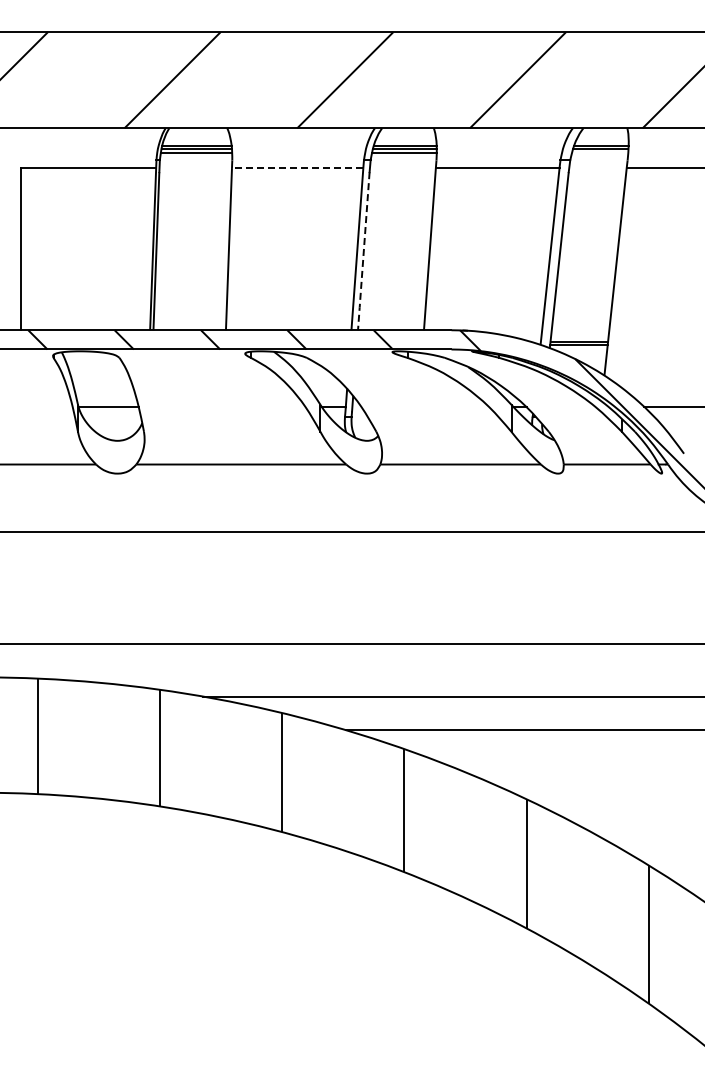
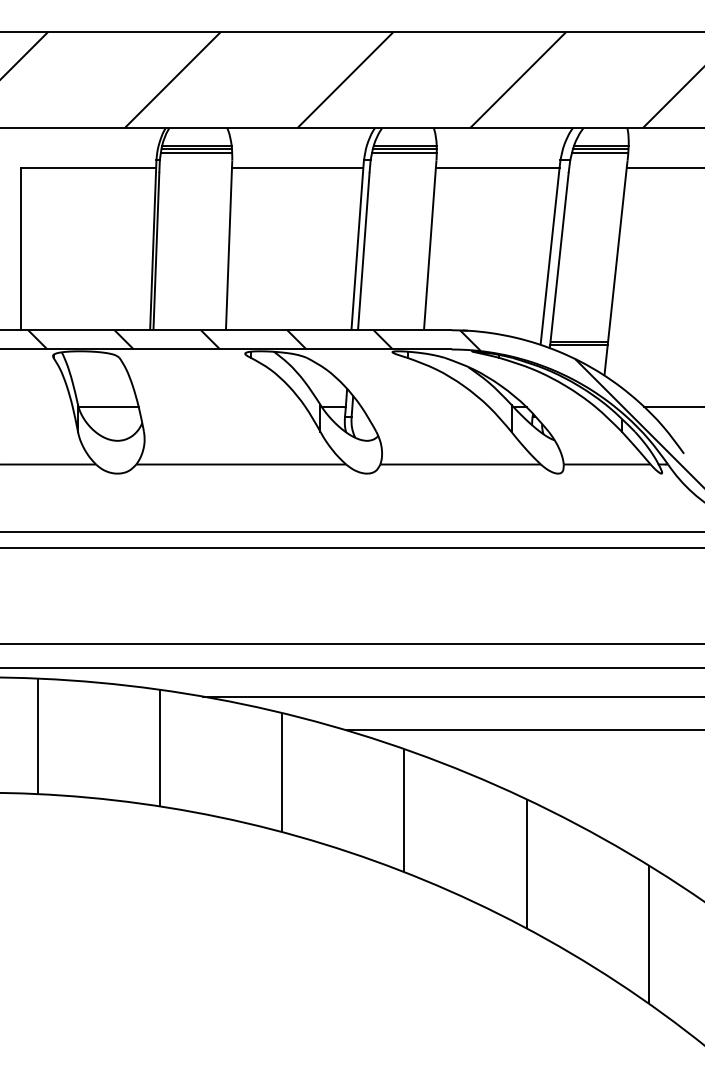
line: none -> present (600, 153)
line: dashed -> solid (297, 168)
line: dashed -> solid (363, 251)
line: none -> present (351, 547)
line: none -> present (351, 667)
